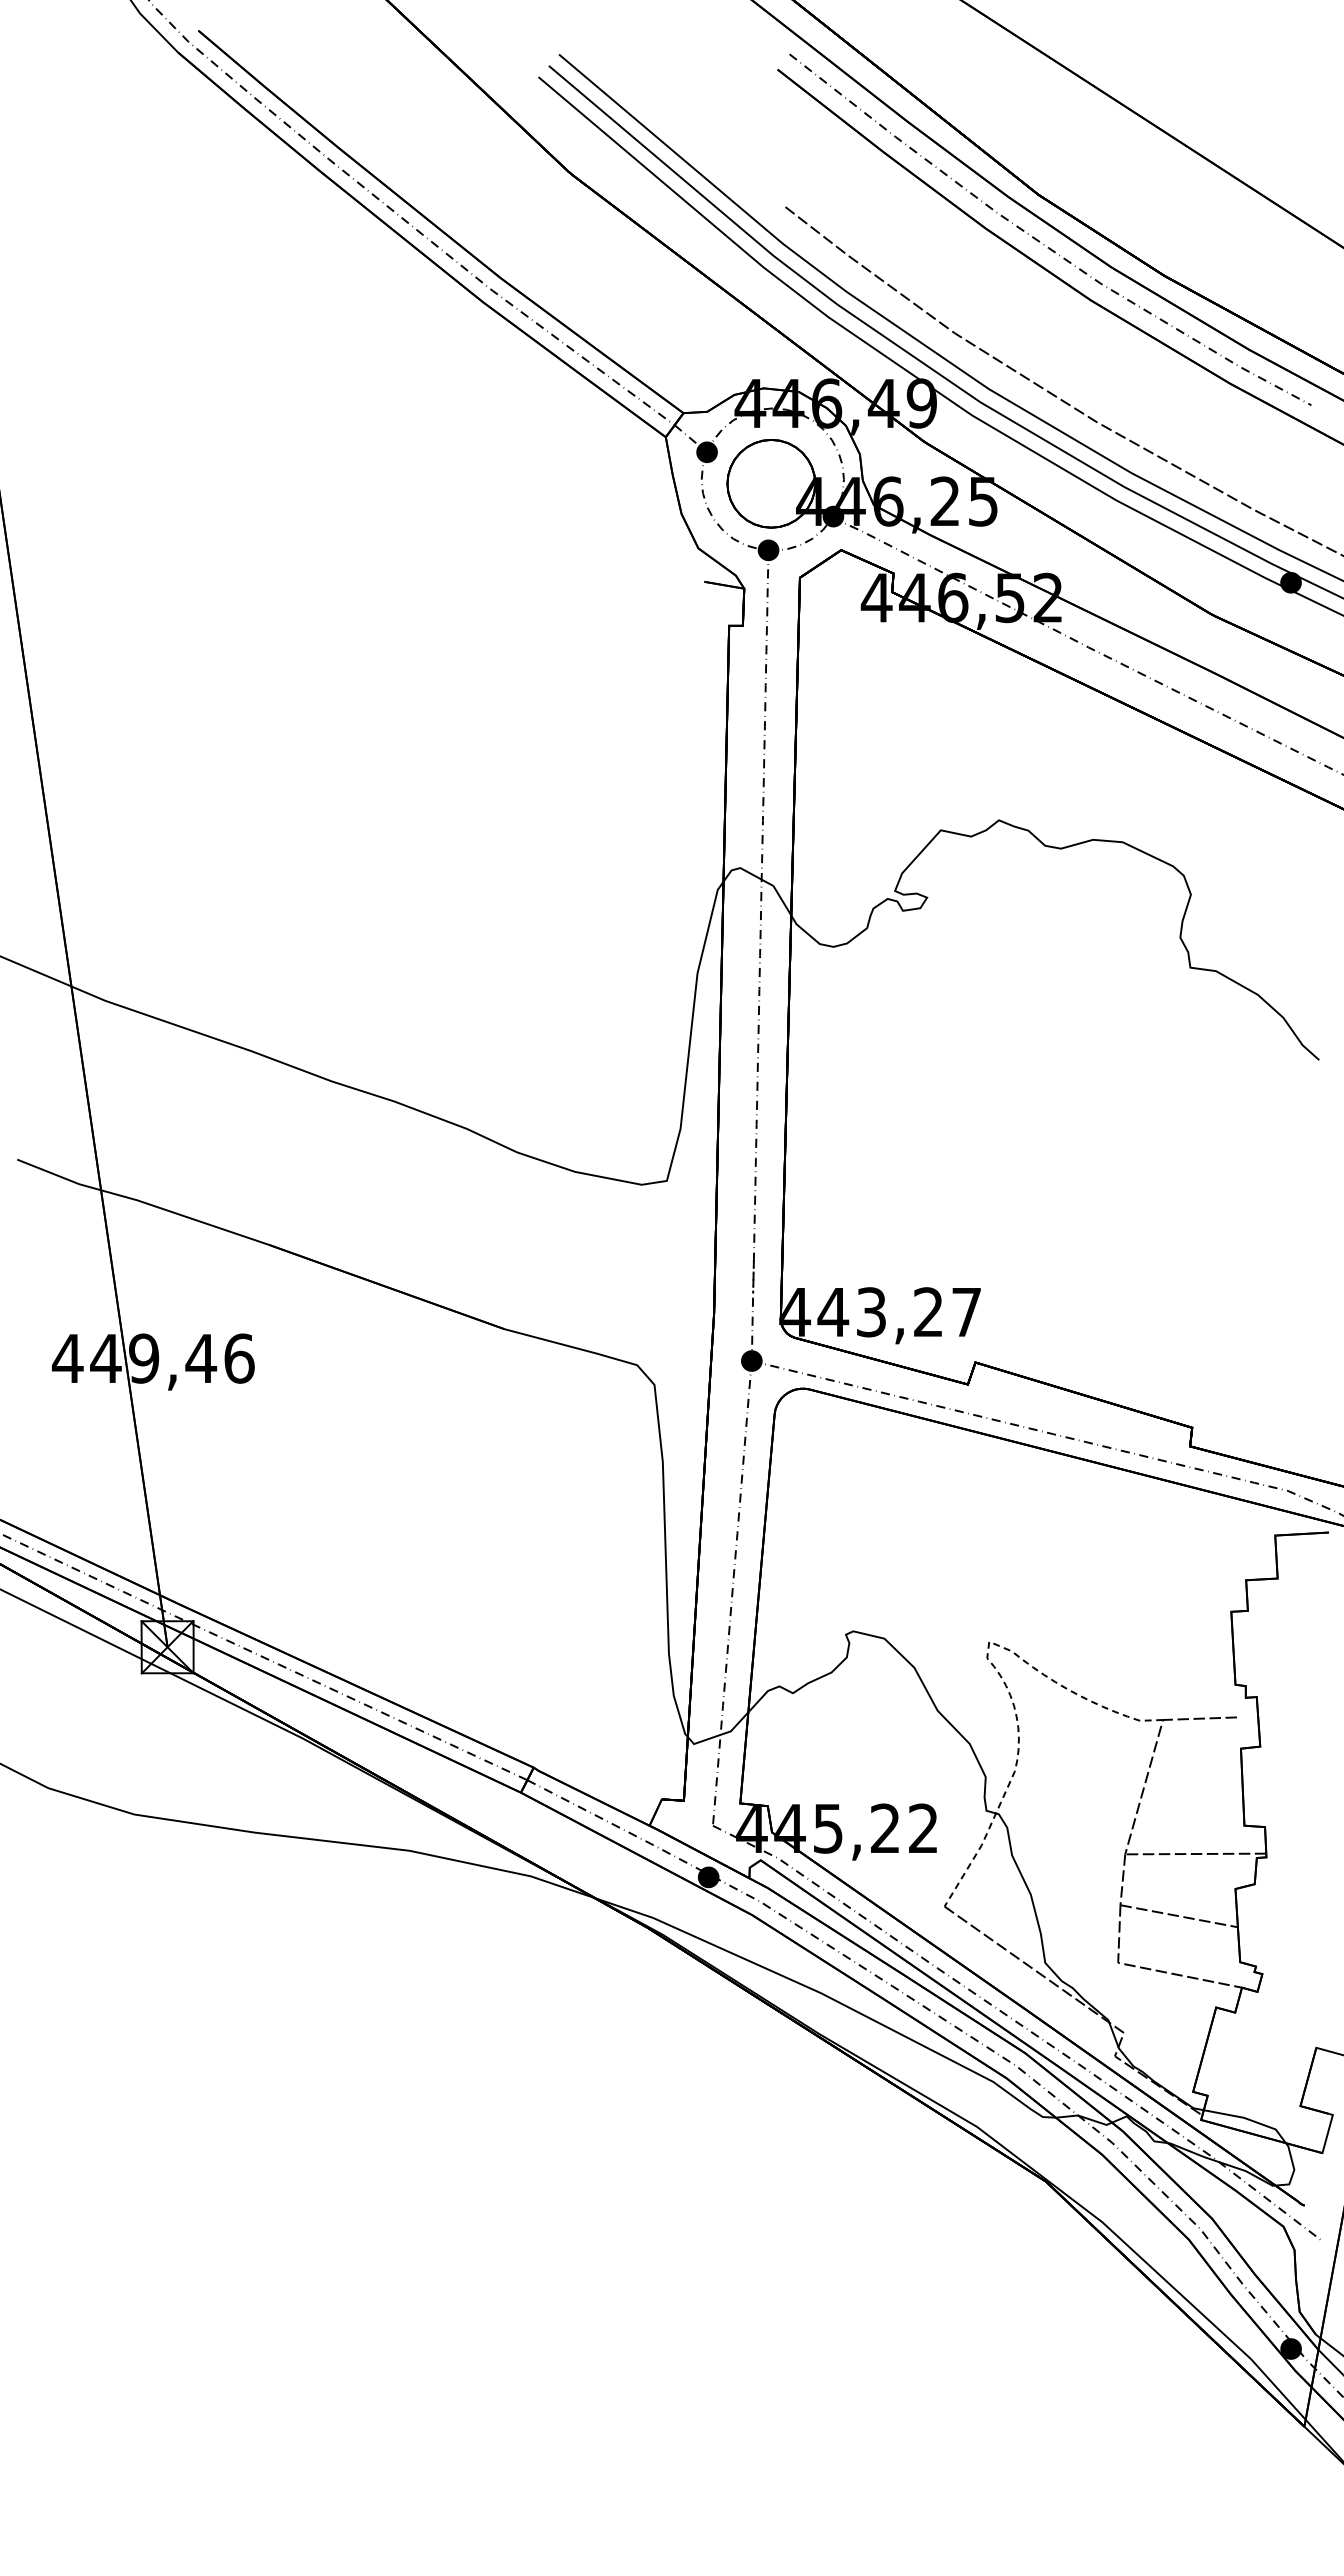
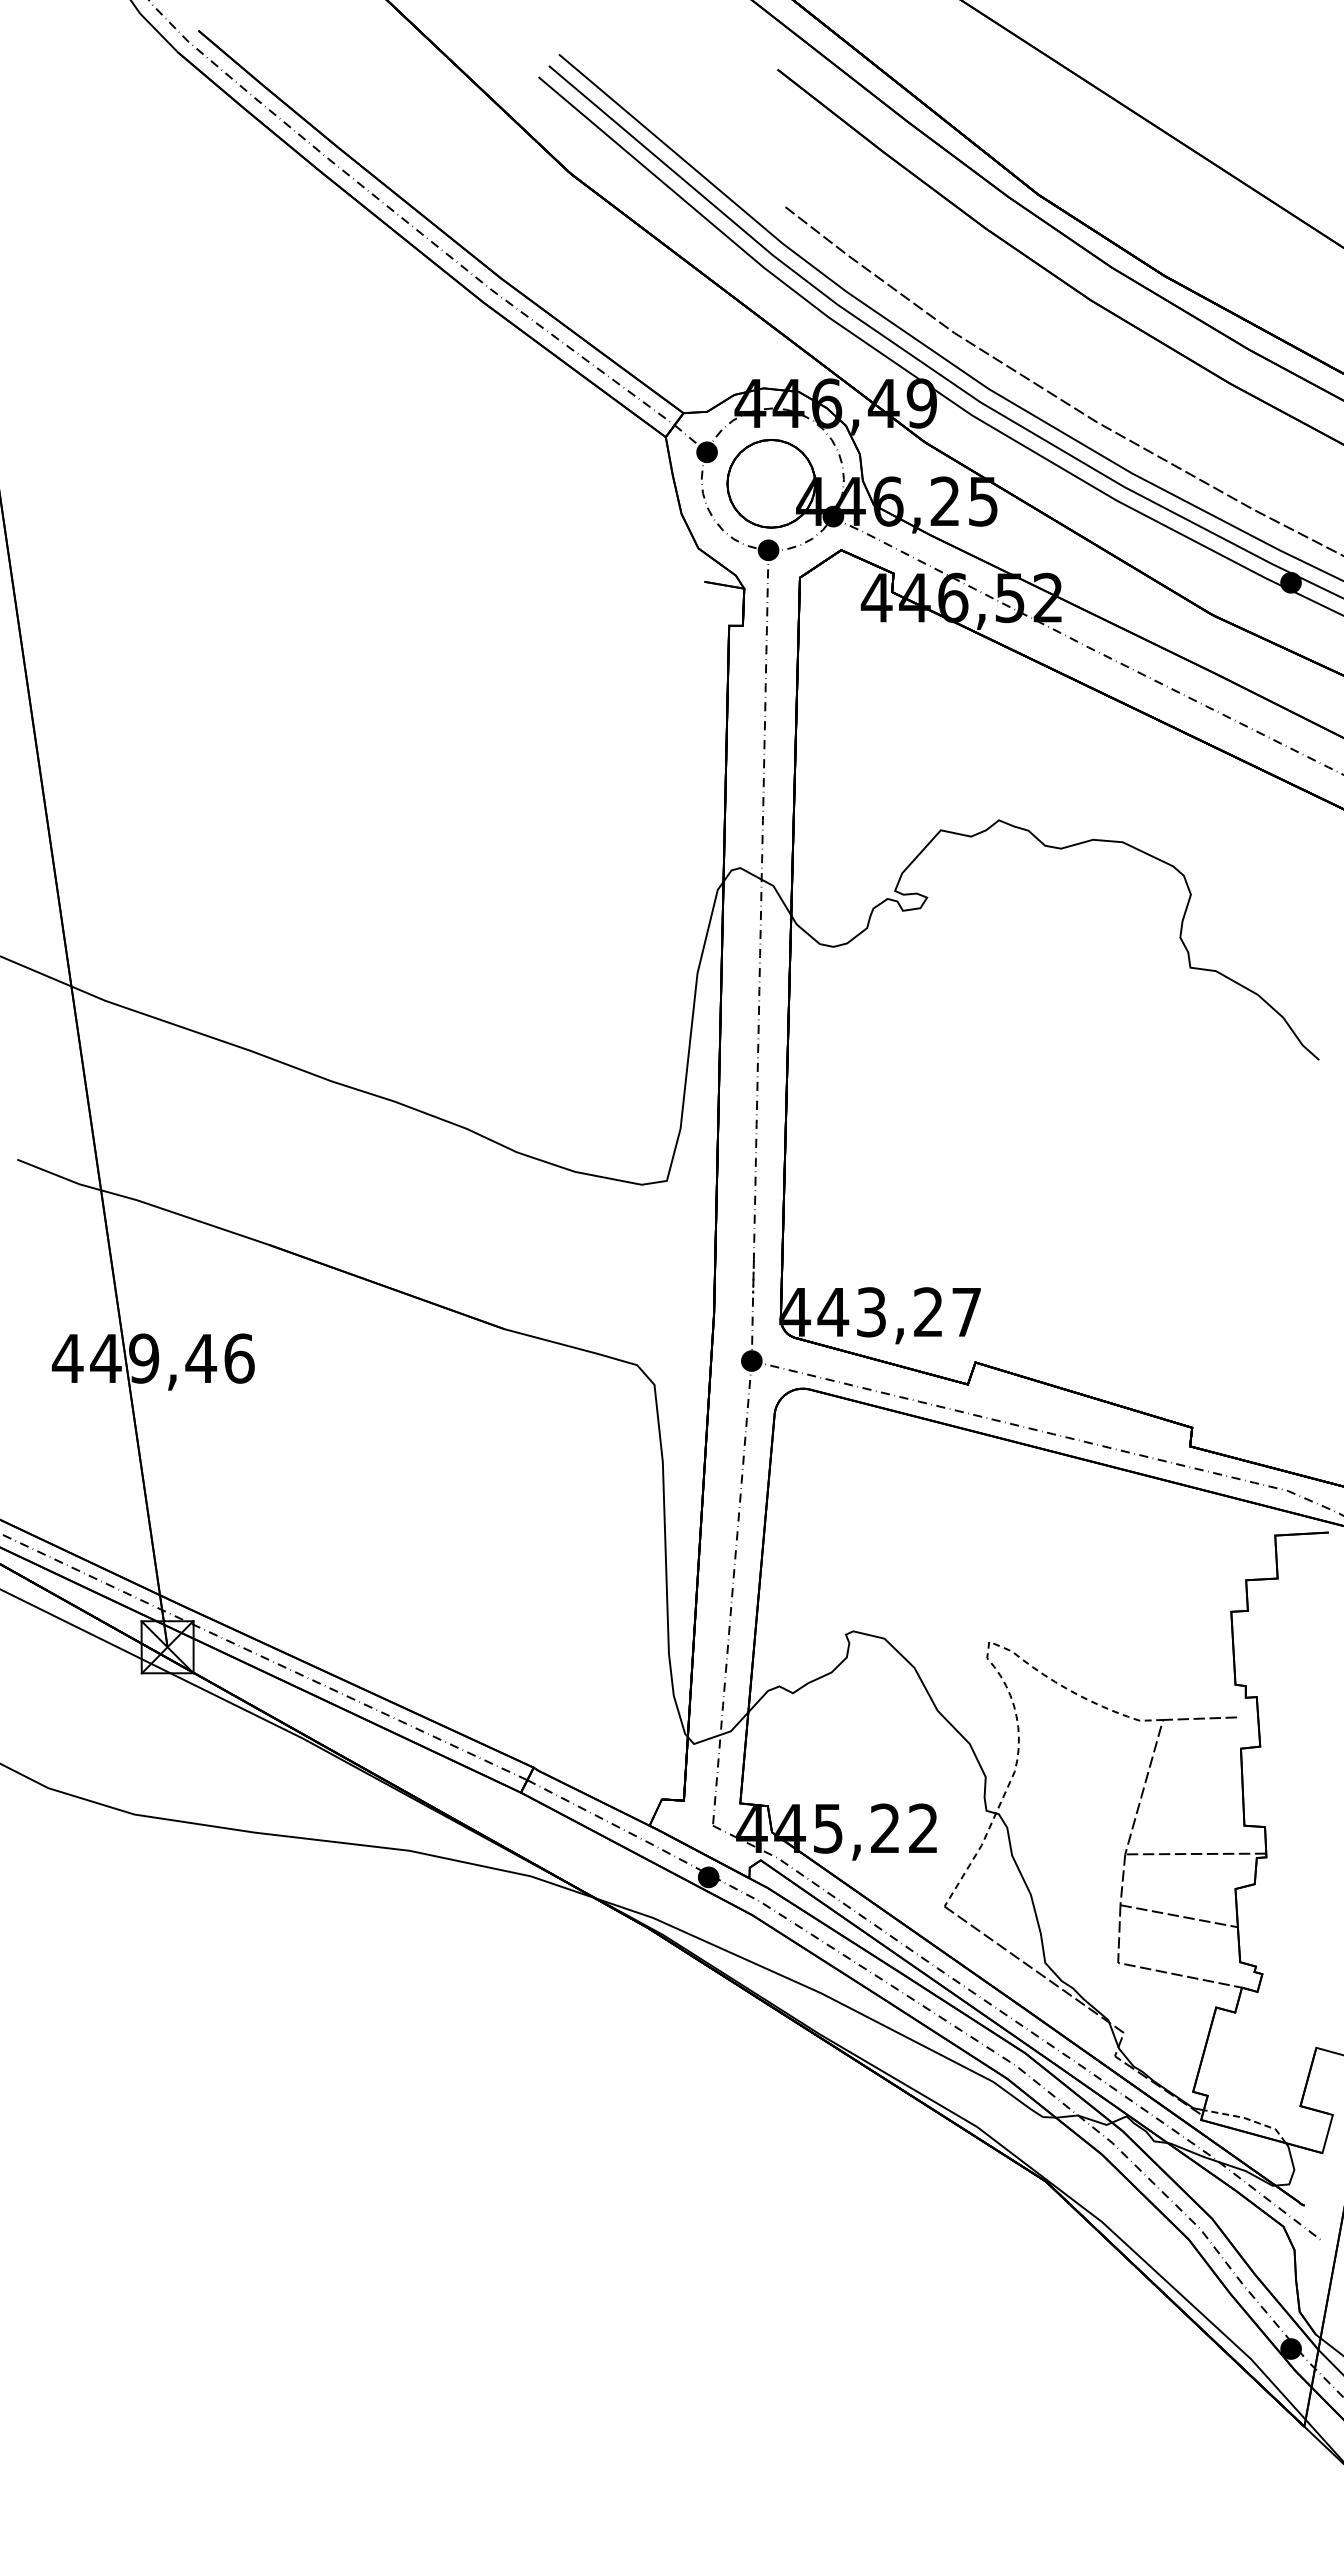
curve: present -> none (1039, 240)
line: solid -> dashed (1248, 2119)
